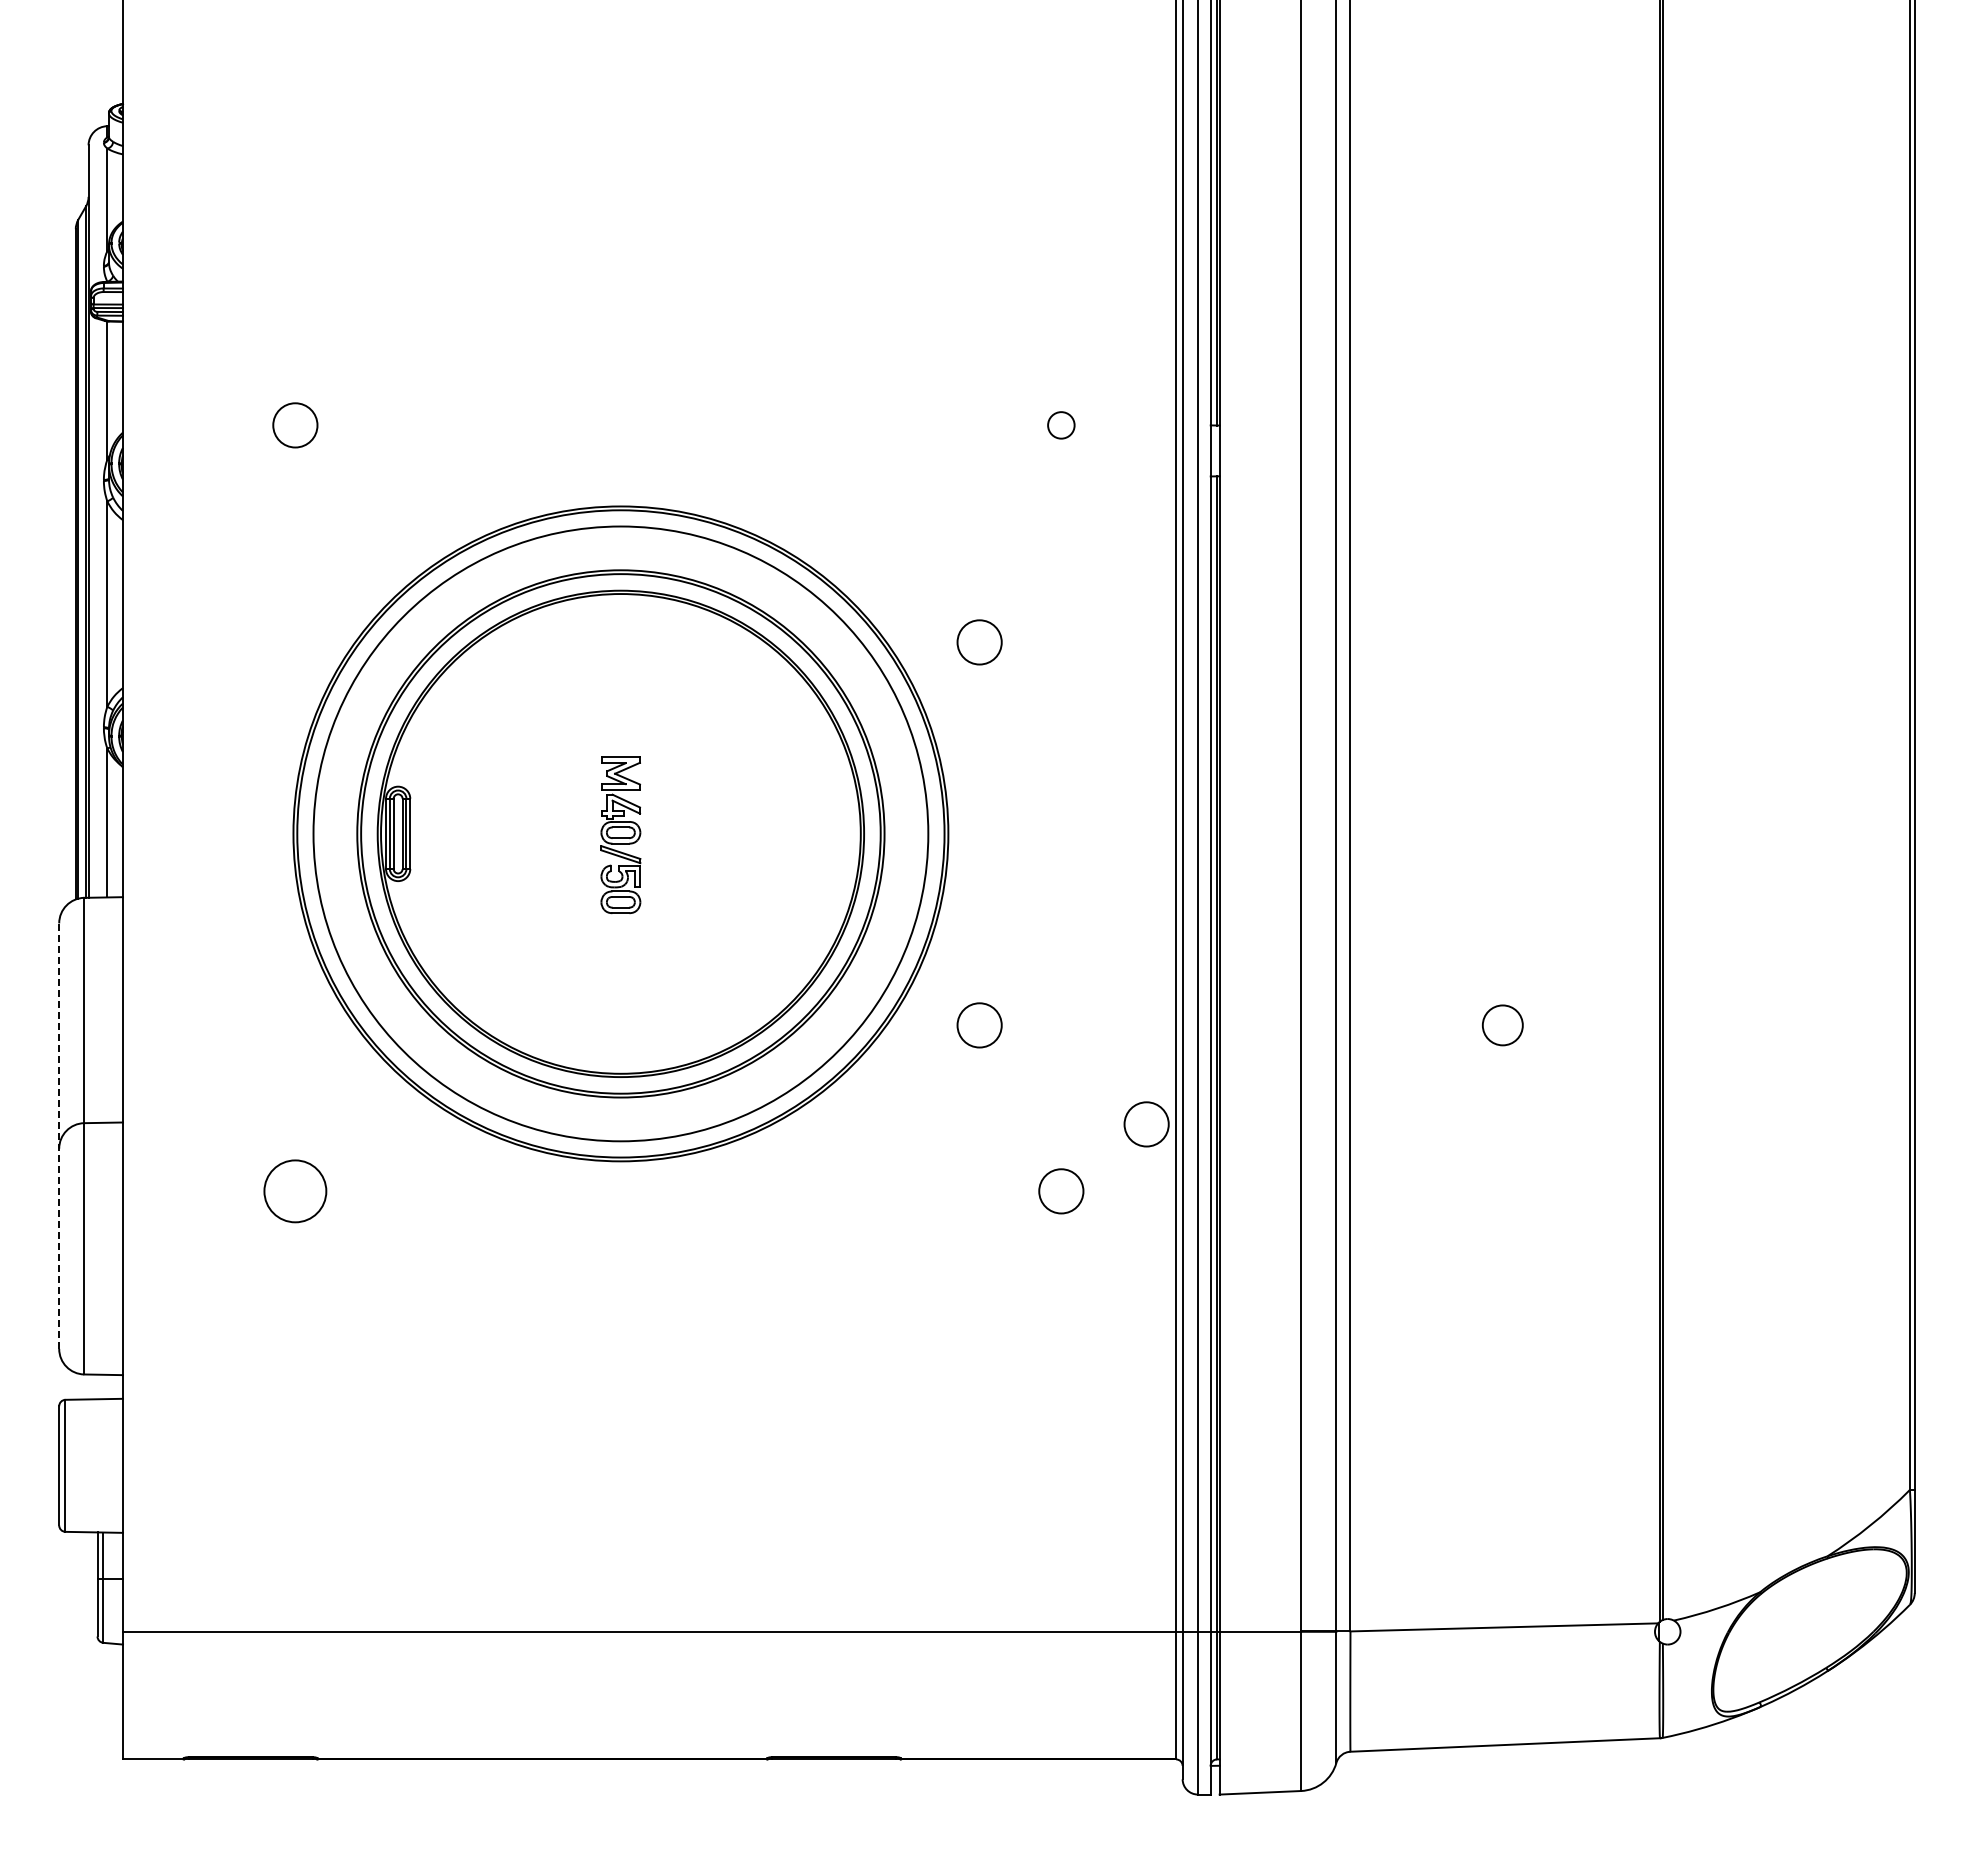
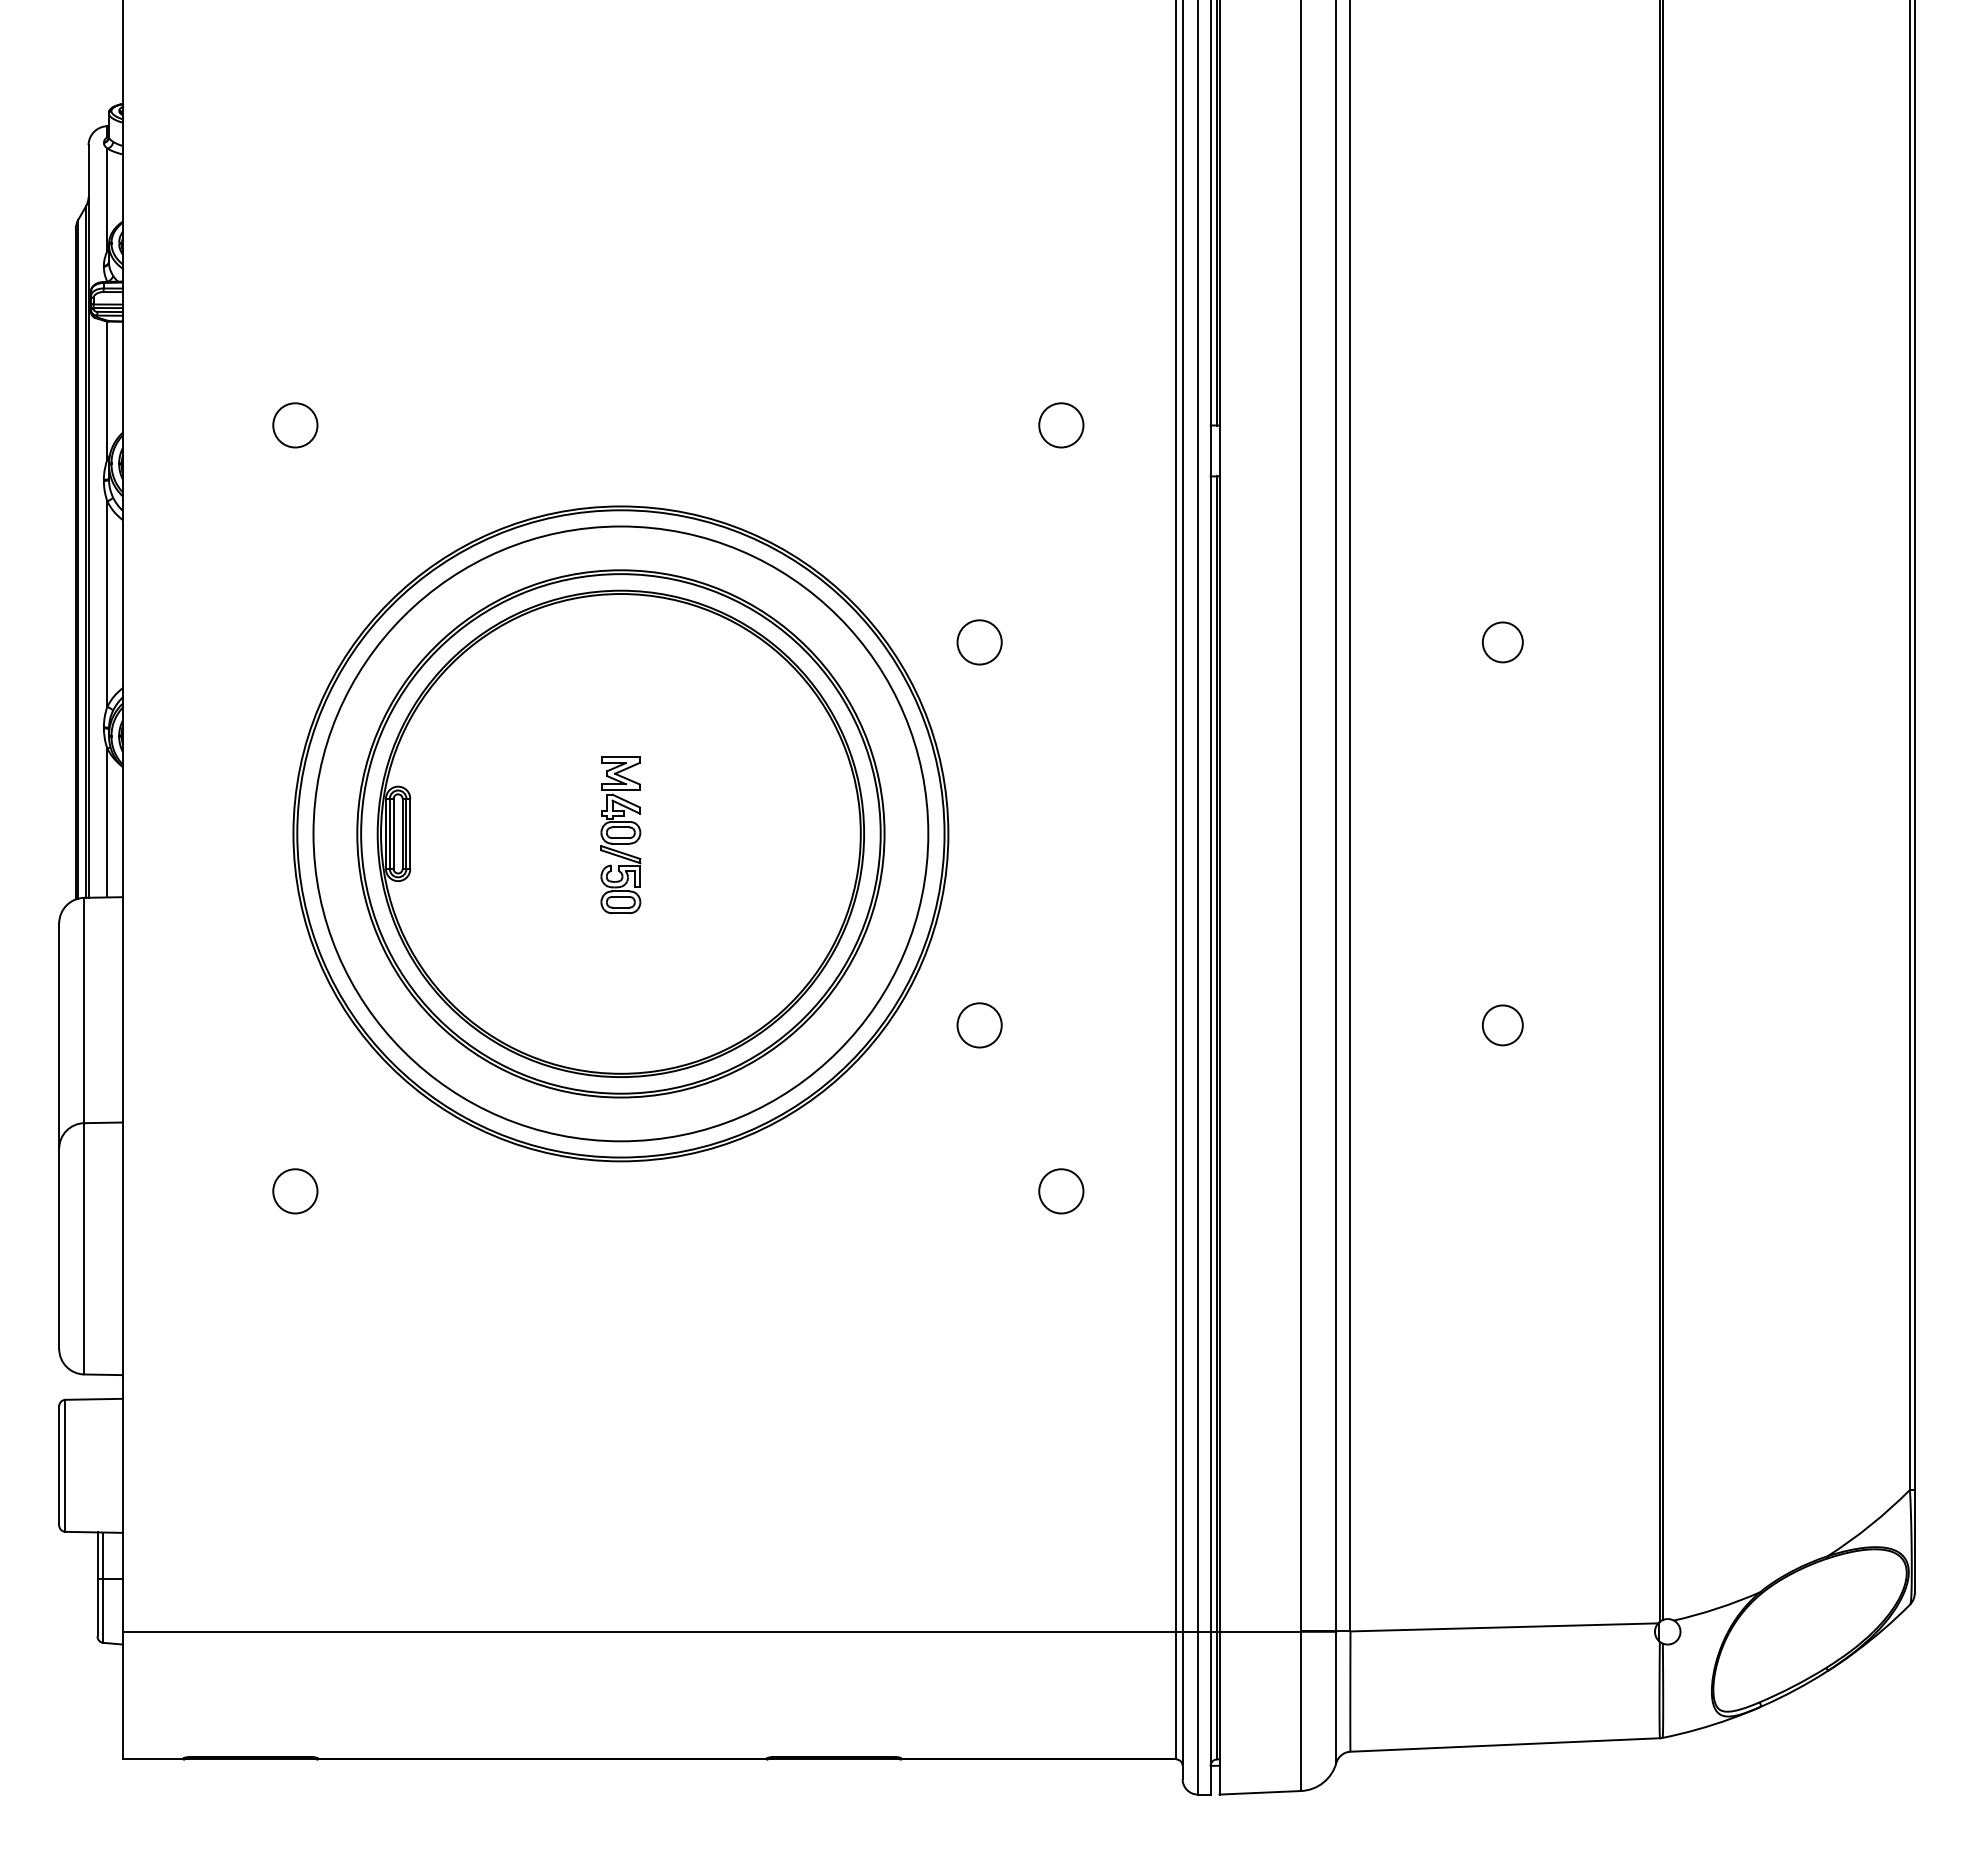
circle diameter: 27 px -> 44 px (1061, 425)
part: none -> present (1502, 642)
circle: present -> none (1146, 1124)
line: dashed -> solid (59, 1136)
circle diameter: 62 px -> 44 px (295, 1191)
